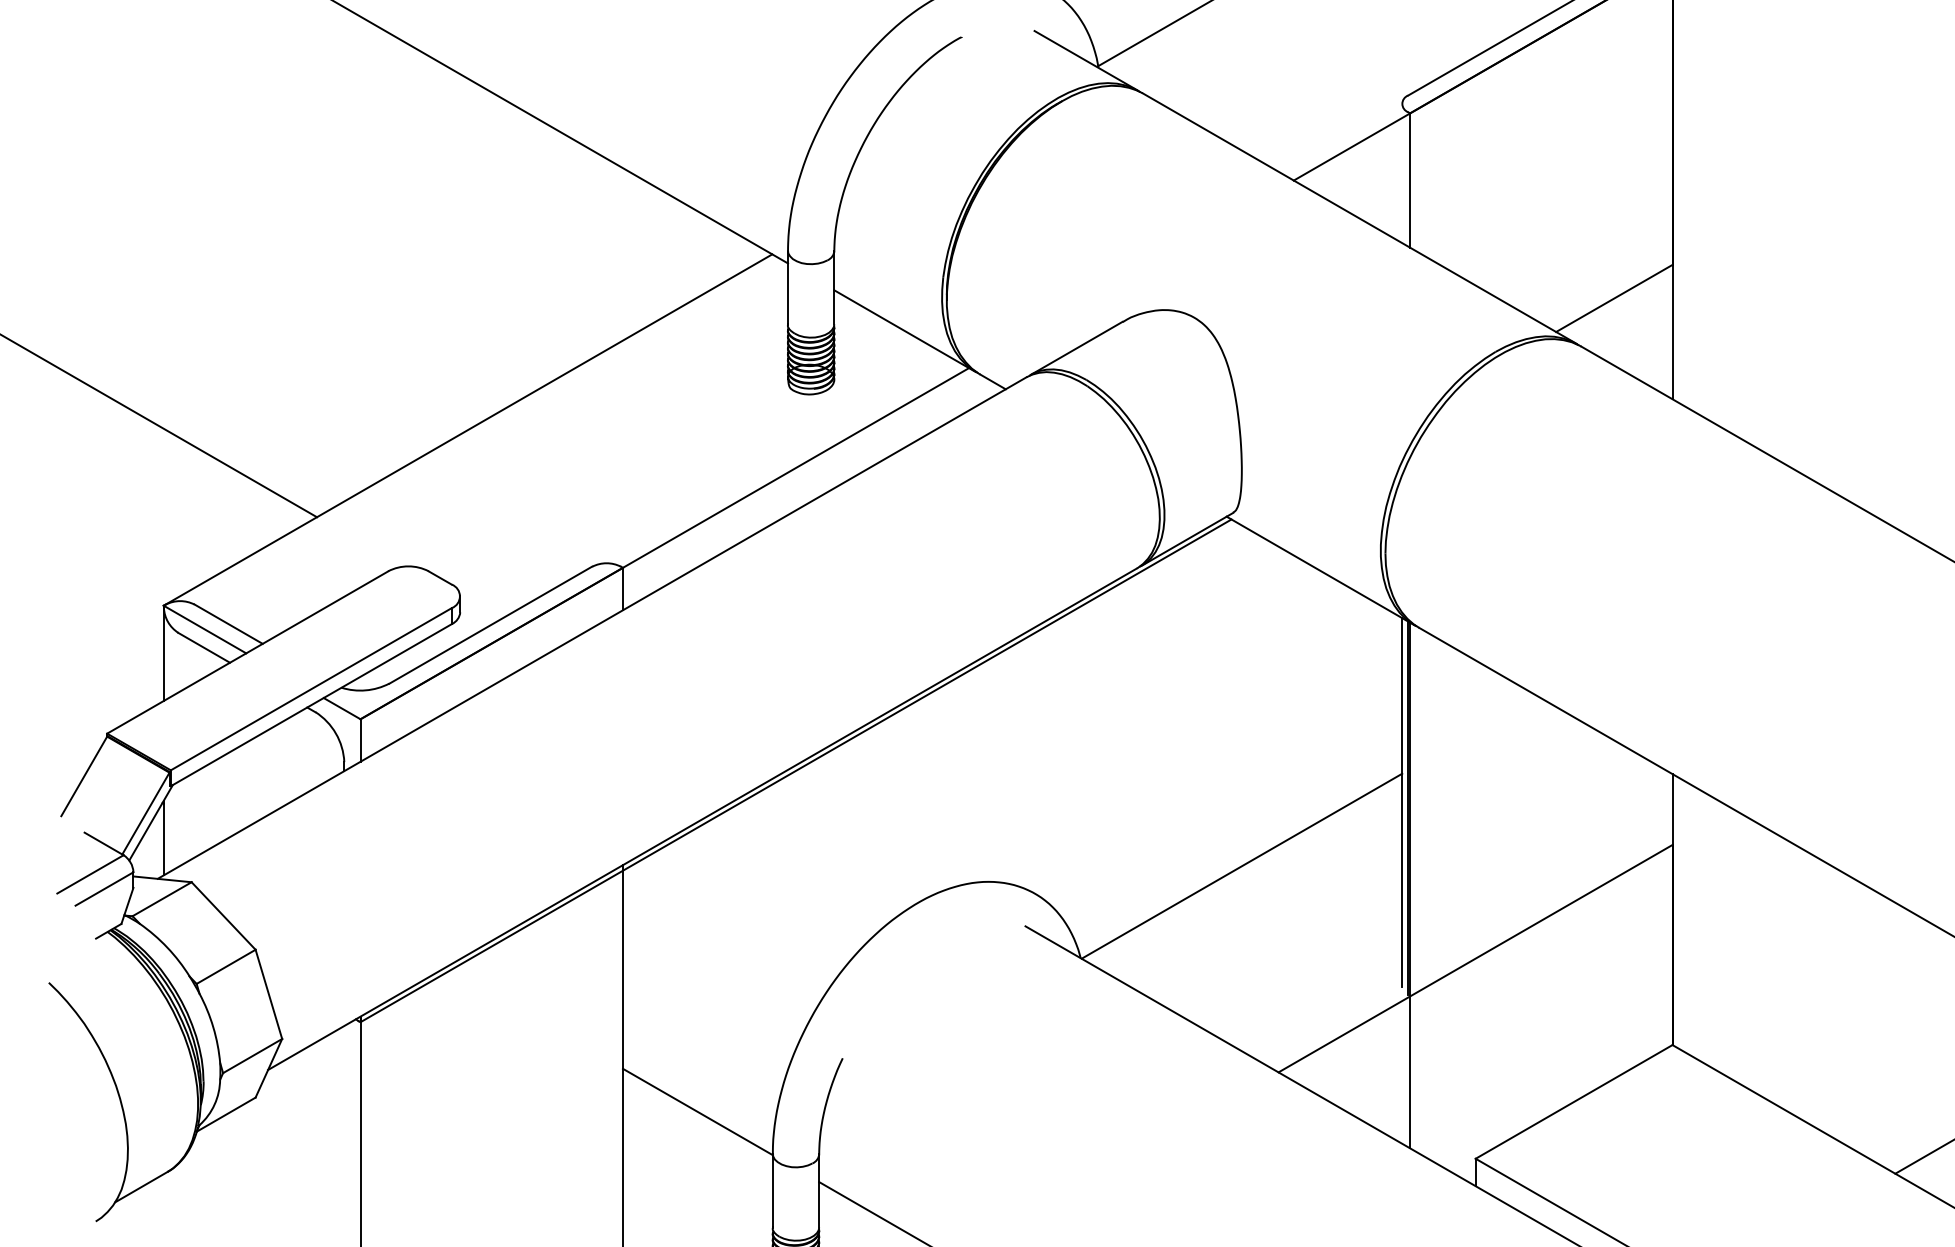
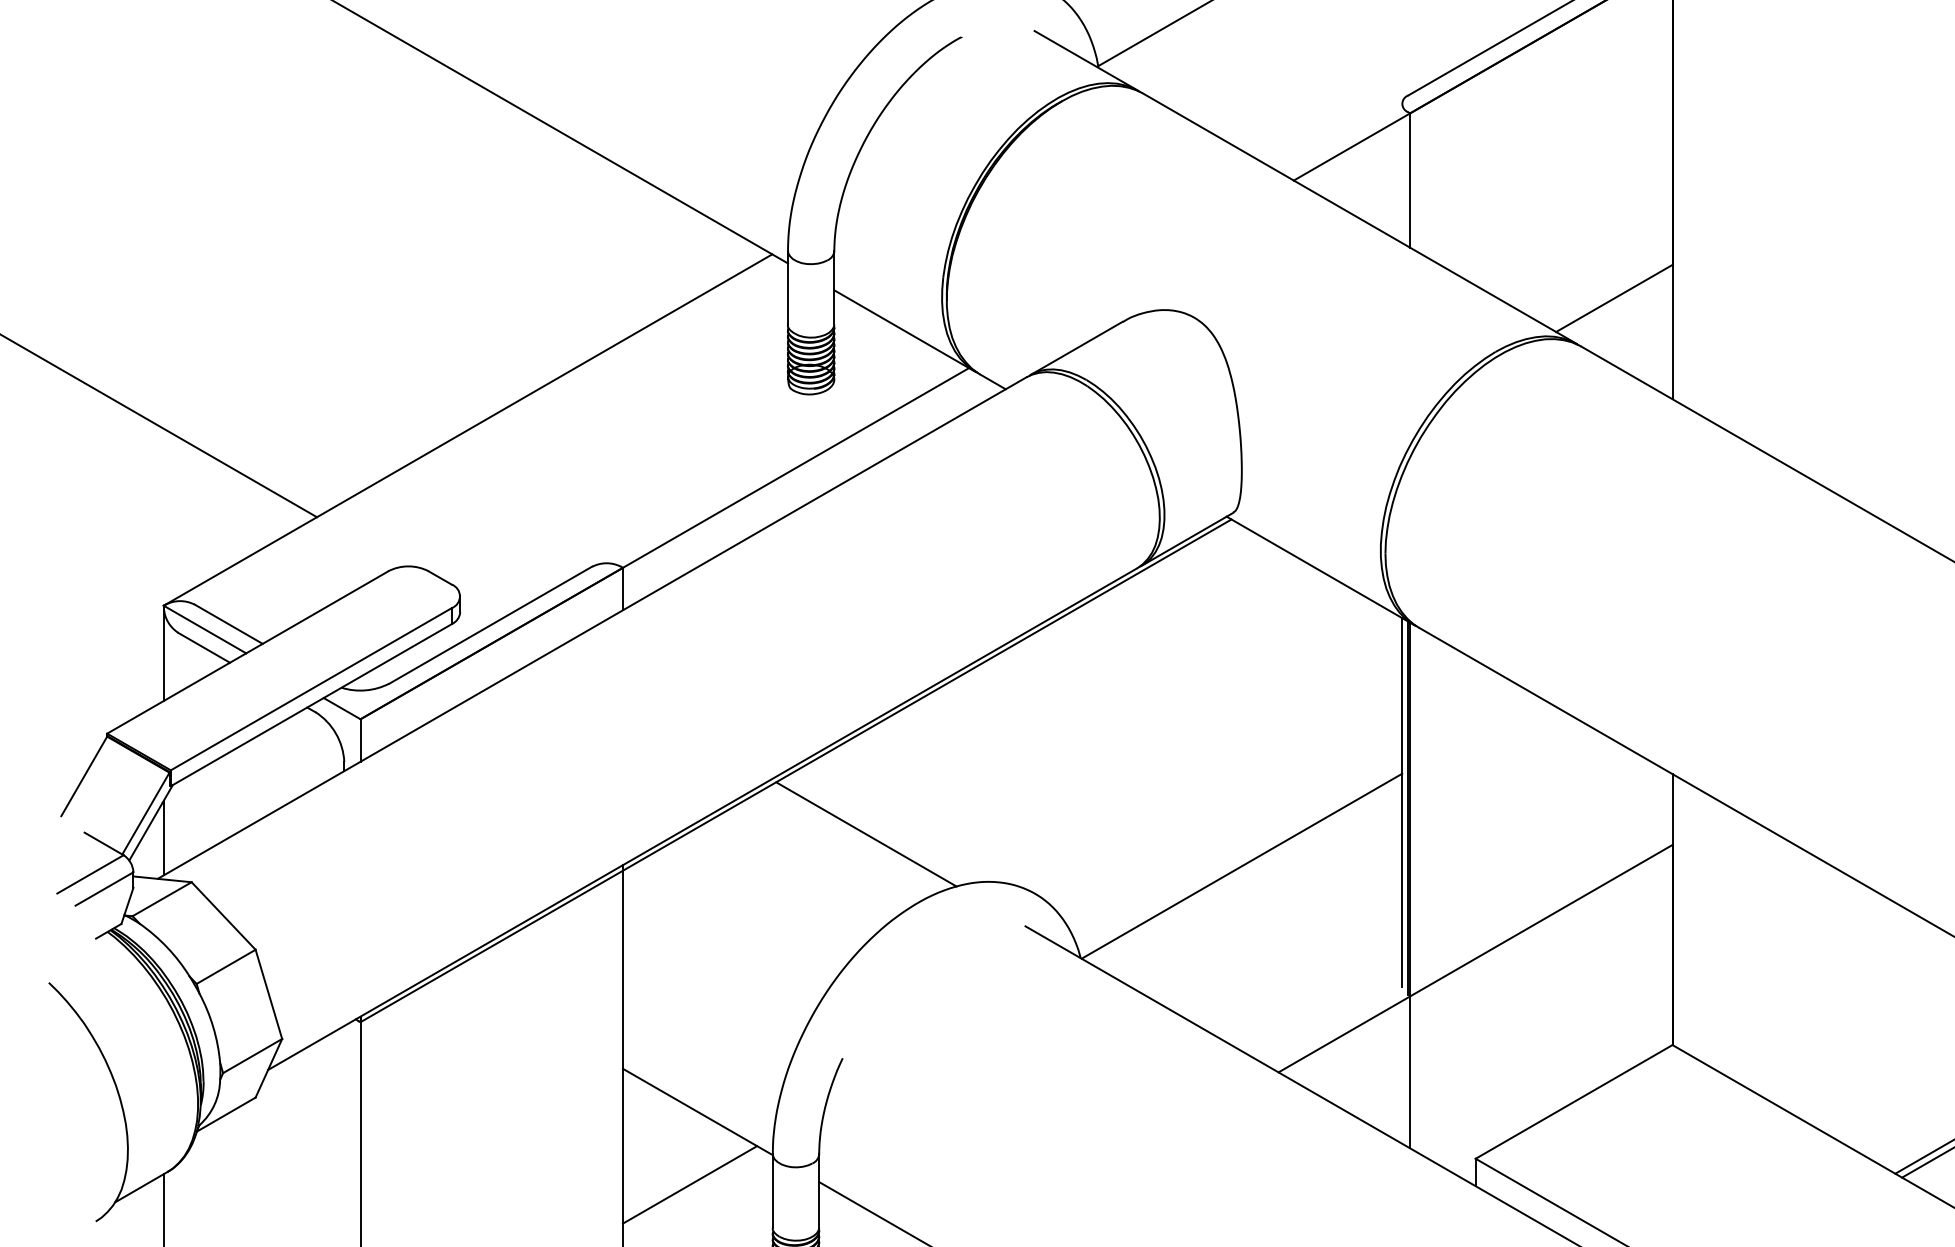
line: none -> present (866, 834)
line: none -> present (1926, 1163)
line: none -> present (689, 1184)
line: none -> present (163, 1208)
